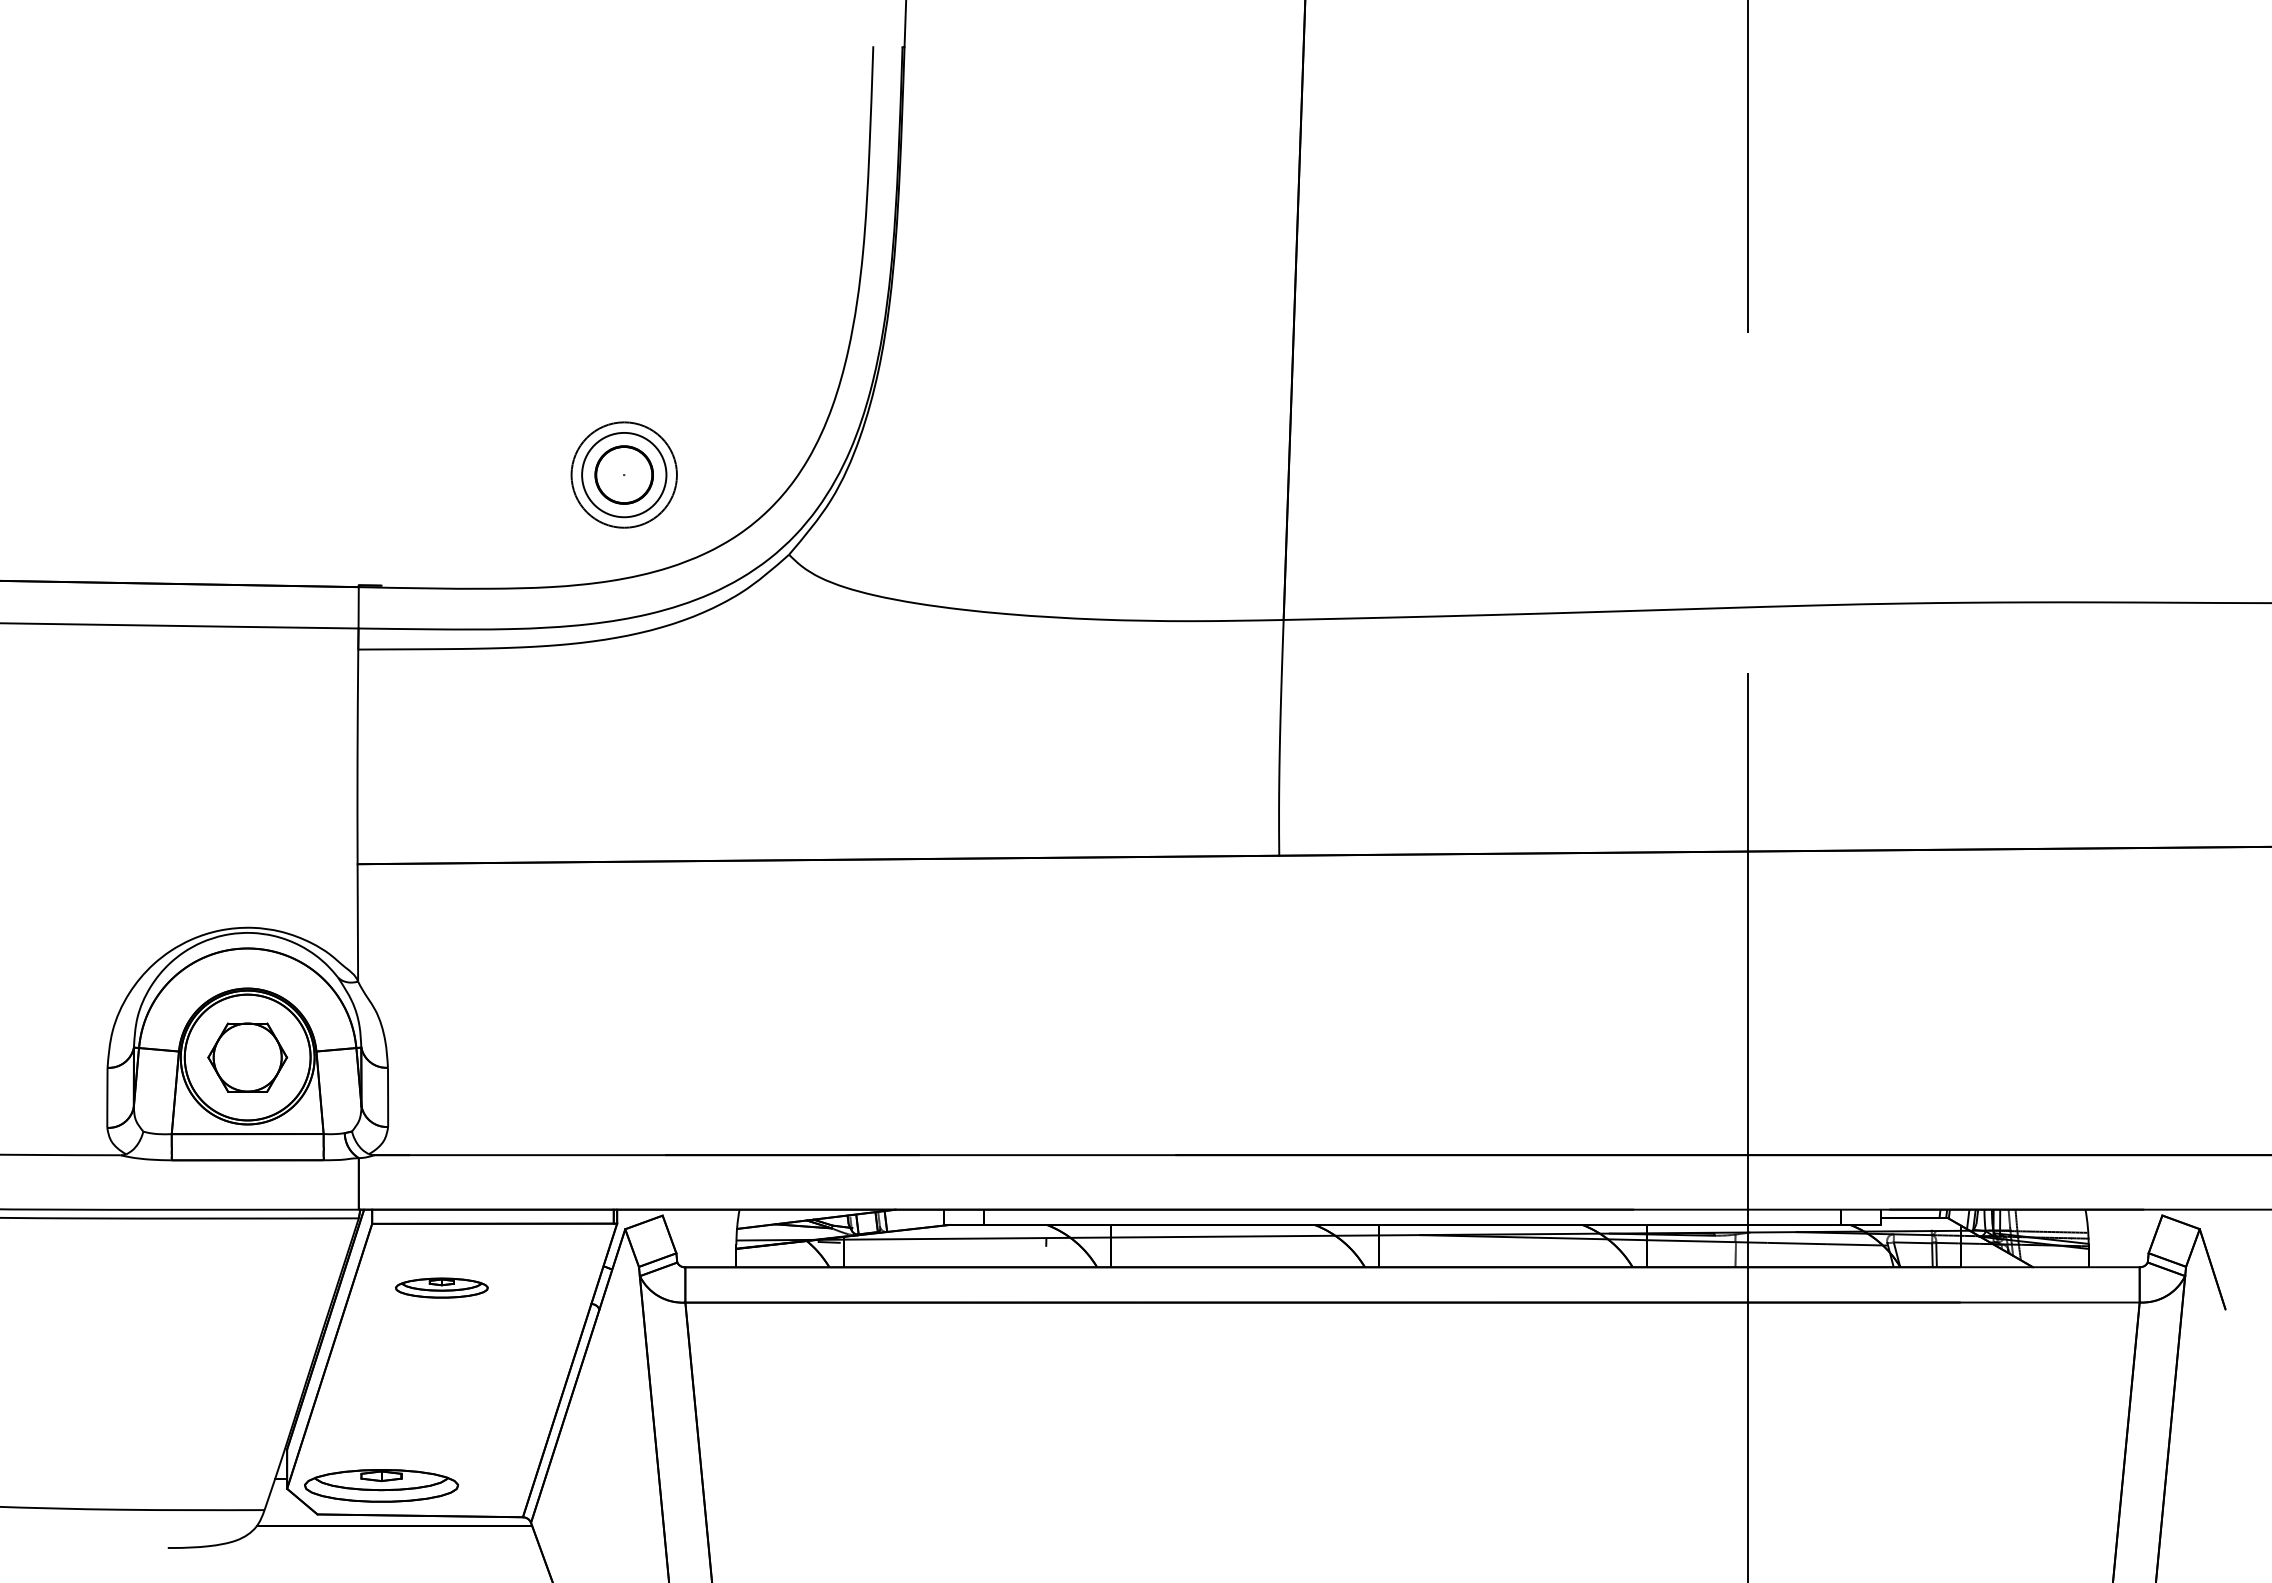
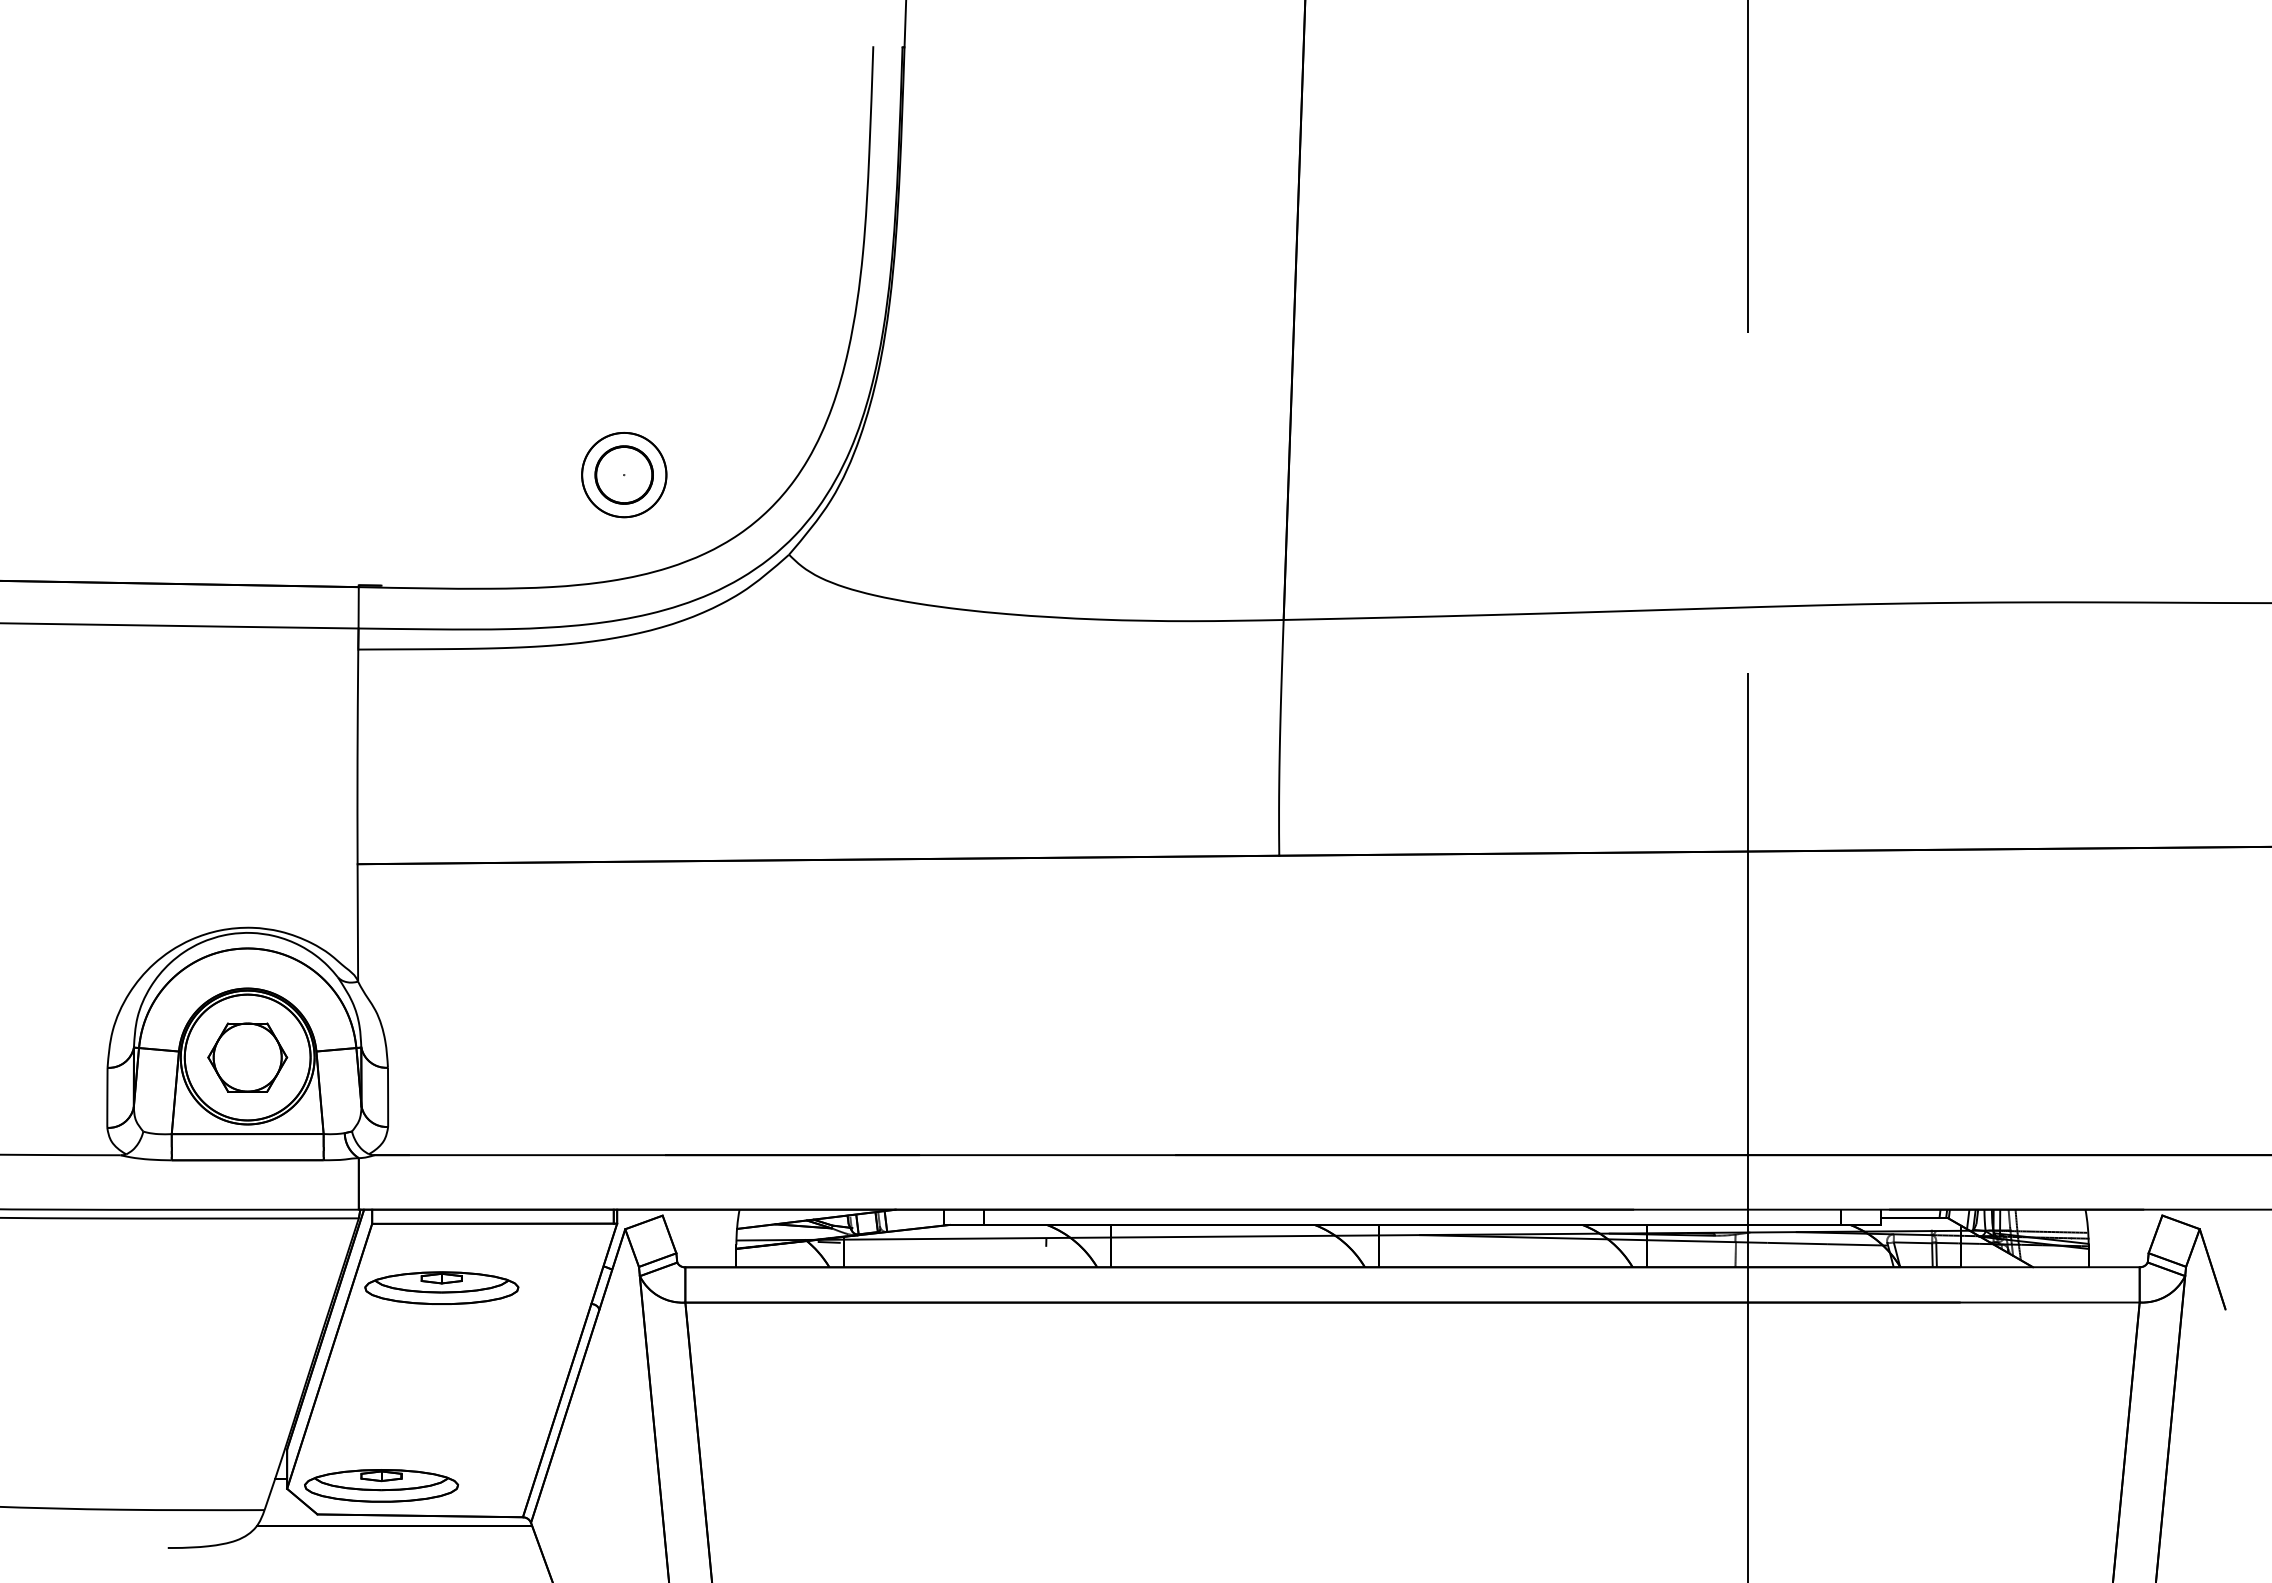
circle diameter: 105 px -> 84 px (624, 474)
part size: 94x22 px -> 156x34 px (441, 1287)
